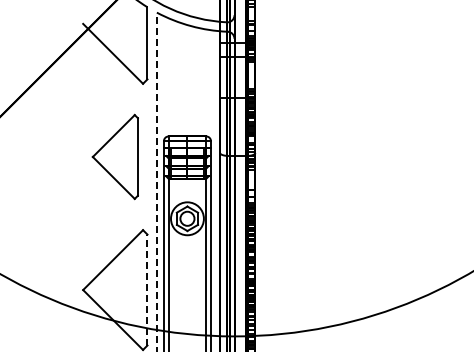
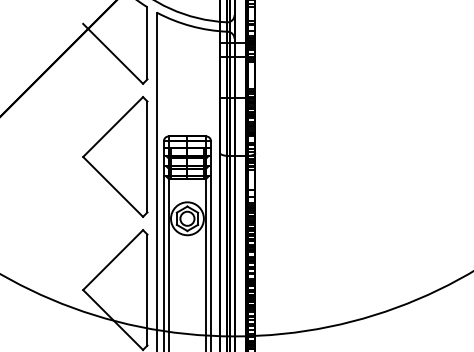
part size: 48x88 px -> 67x122 px (115, 156)
line: dashed -> solid (156, 181)
line: dashed -> solid (147, 289)
